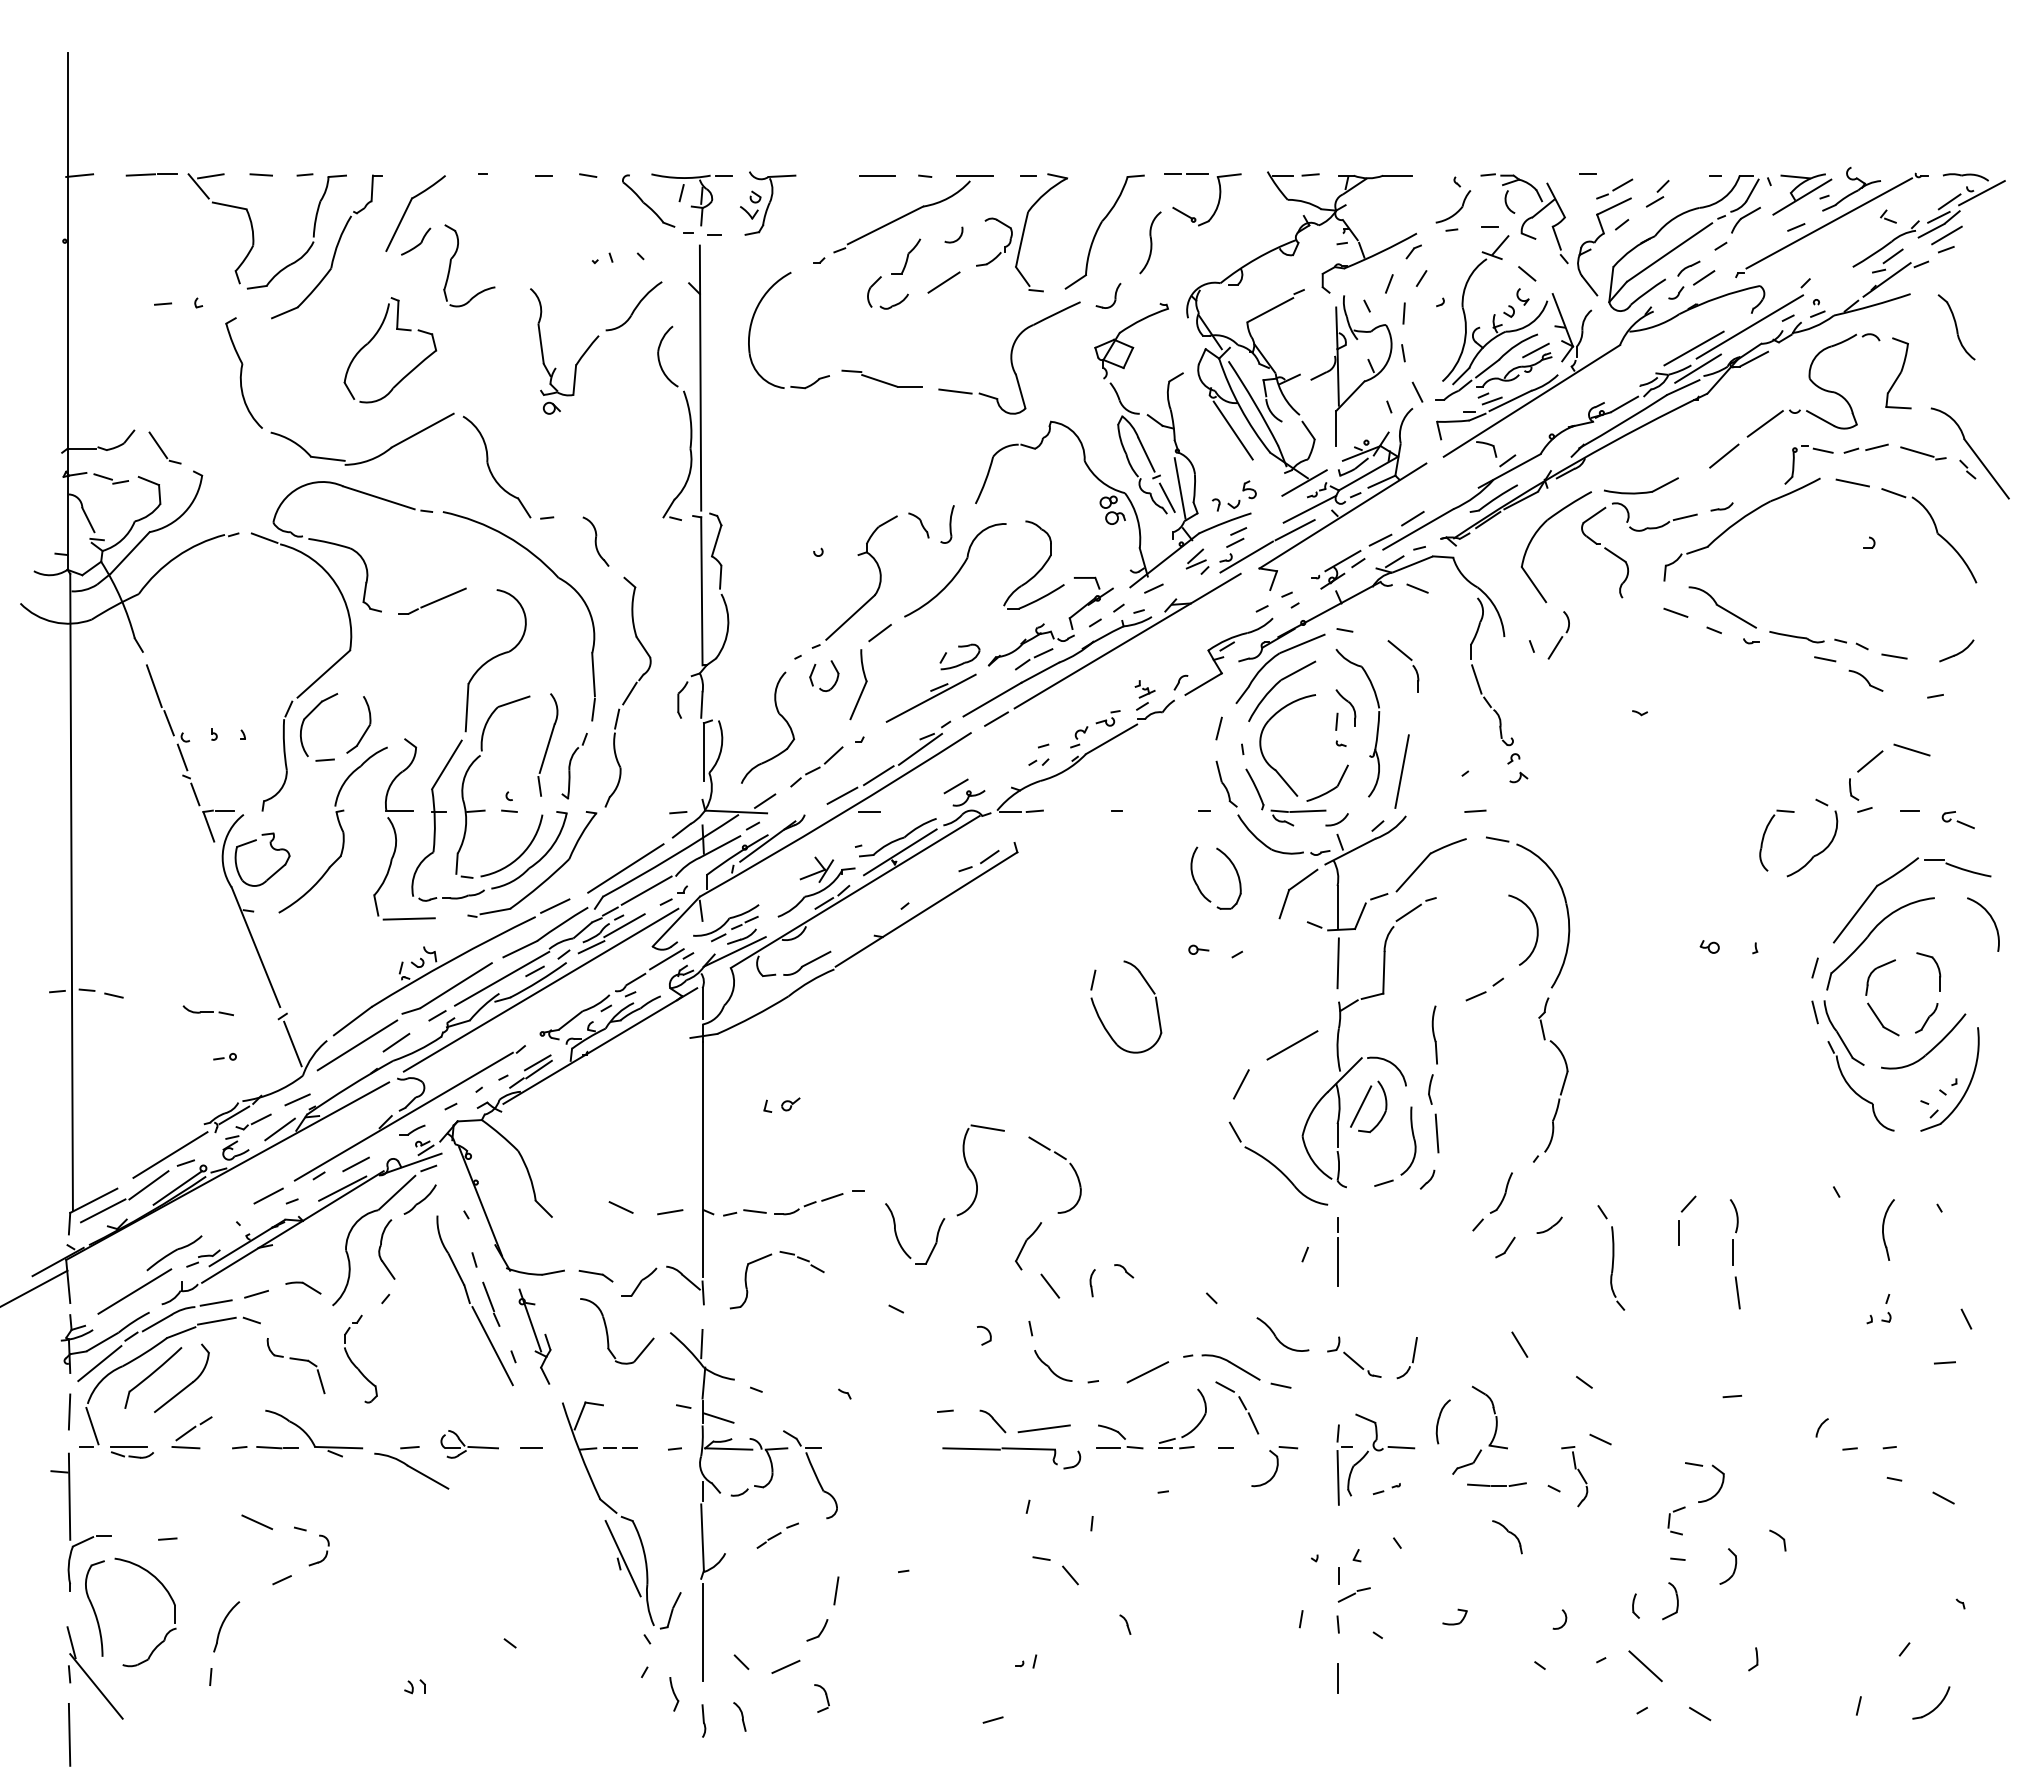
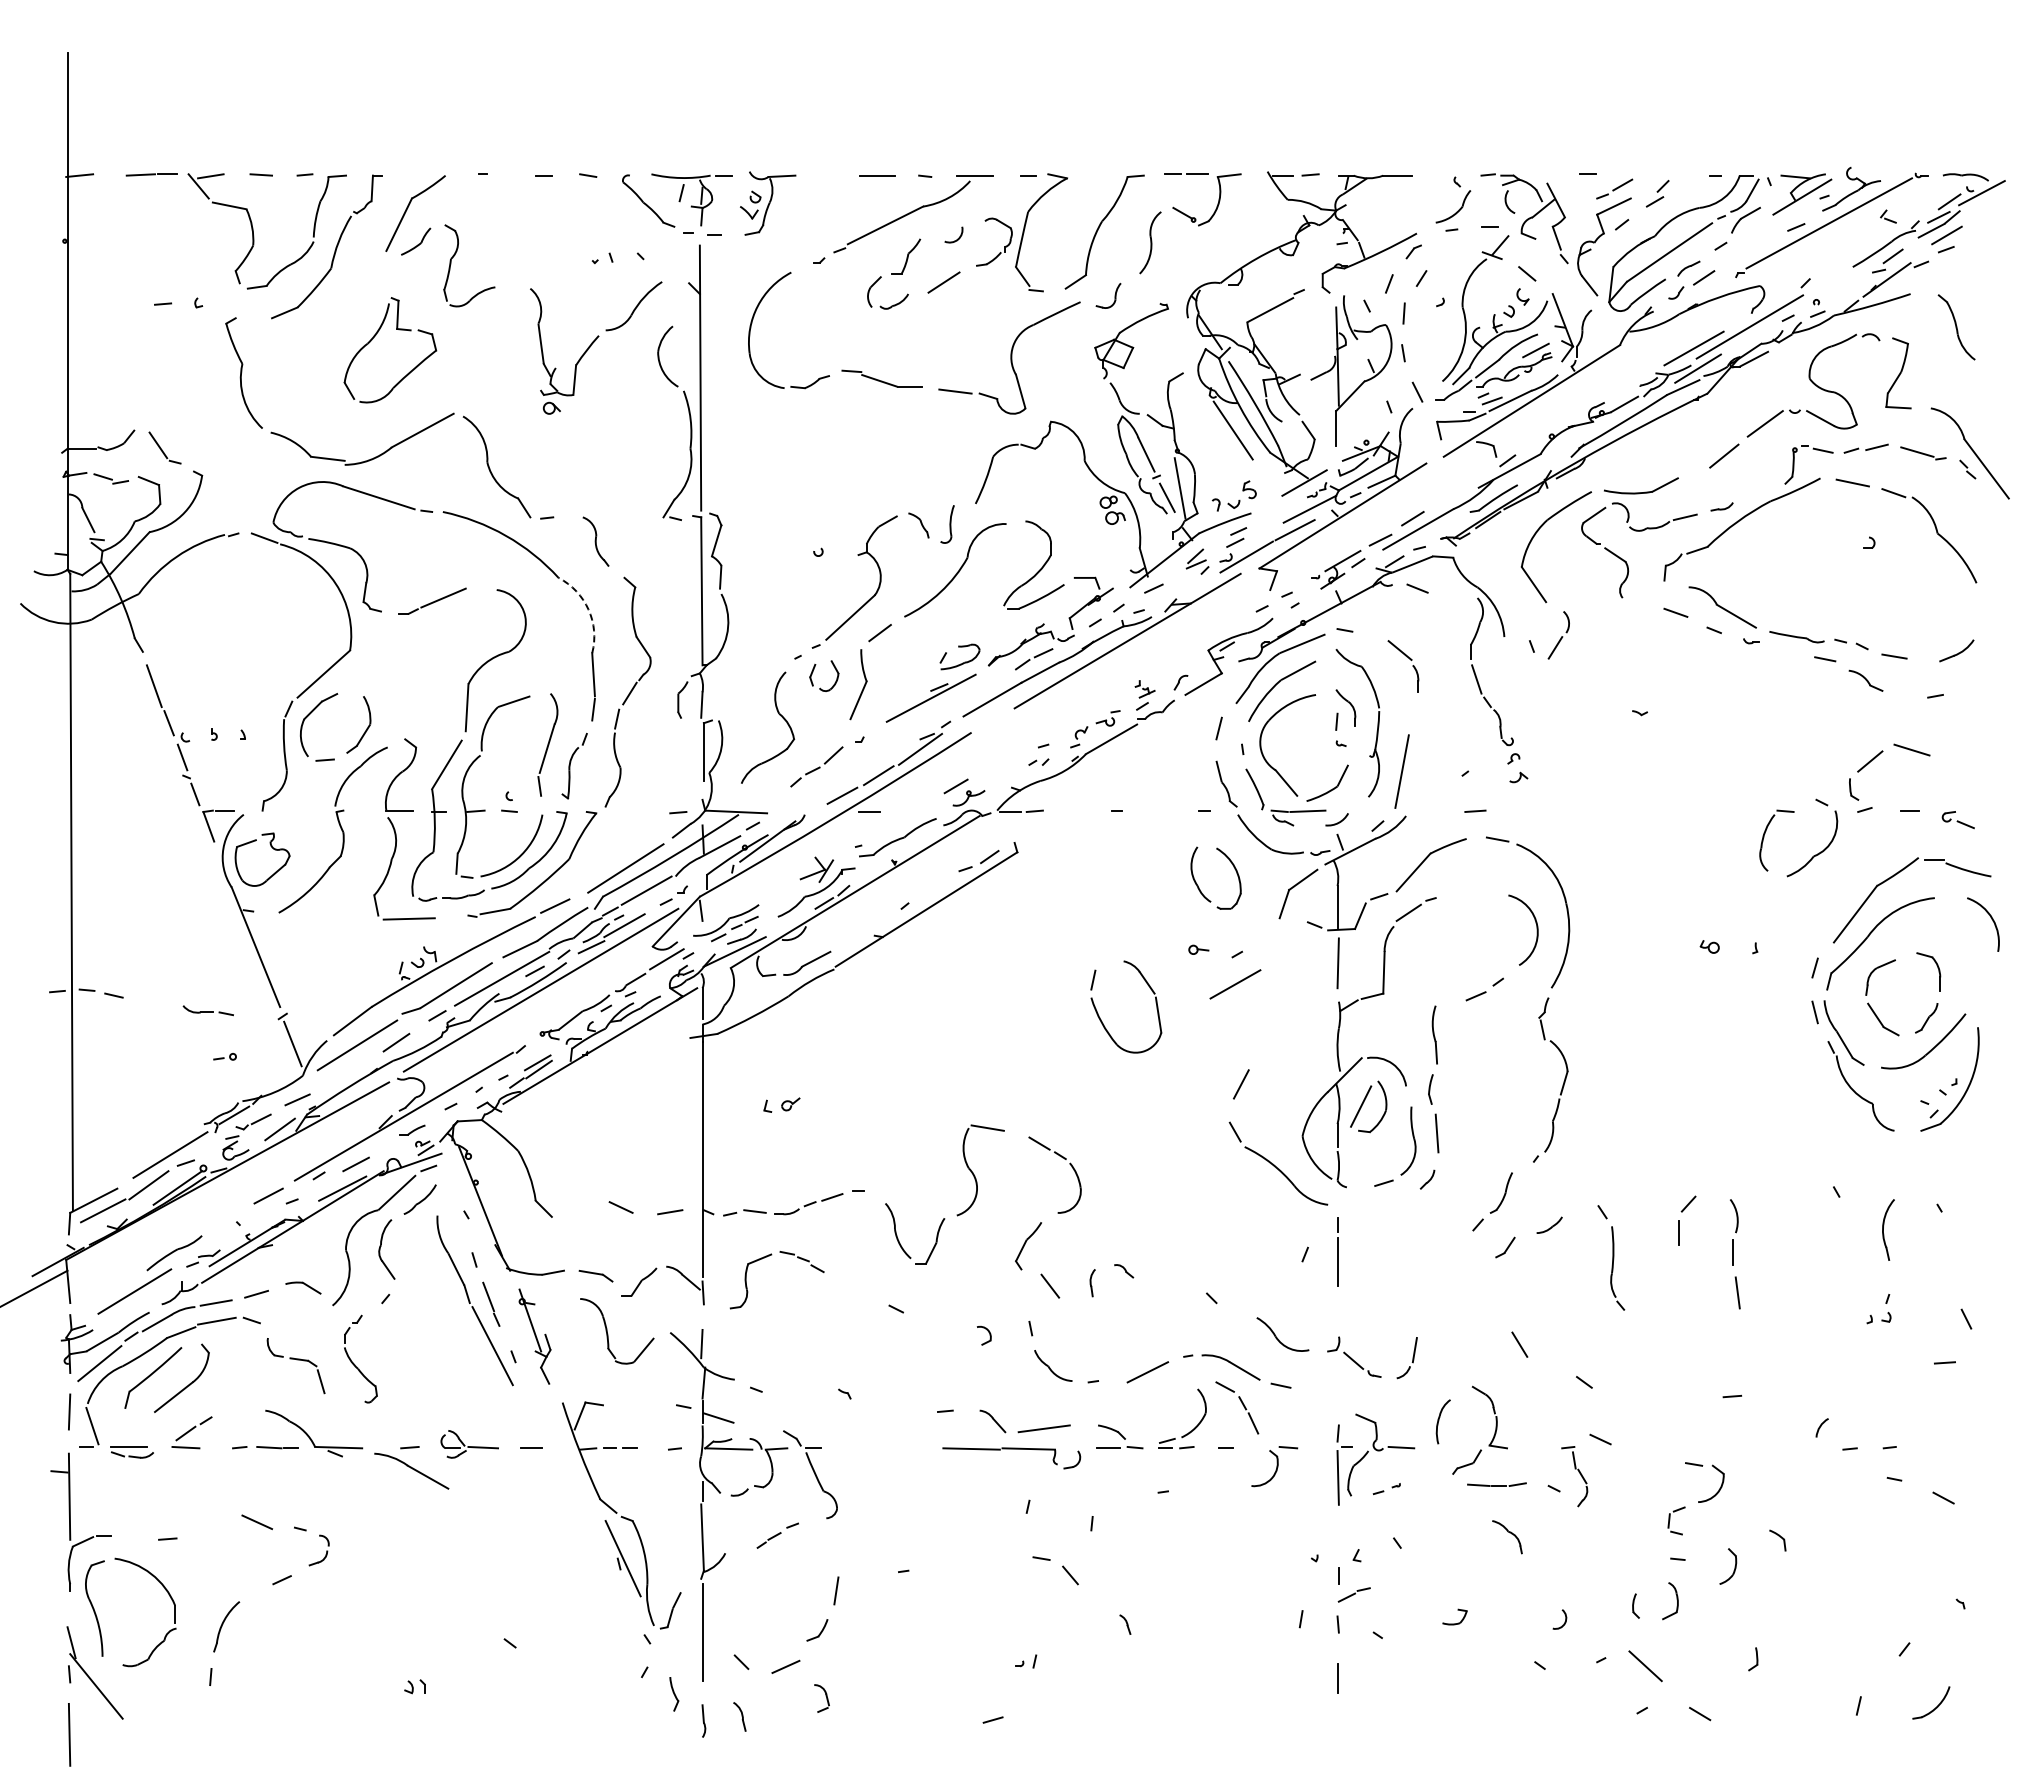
arc: solid -> dashed (588, 609)
line: present -> none (996, 718)
line: present -> none (765, 800)
line: present -> none (899, 852)
line position: (1292, 1045) -> (1235, 984) (1235, 984)
